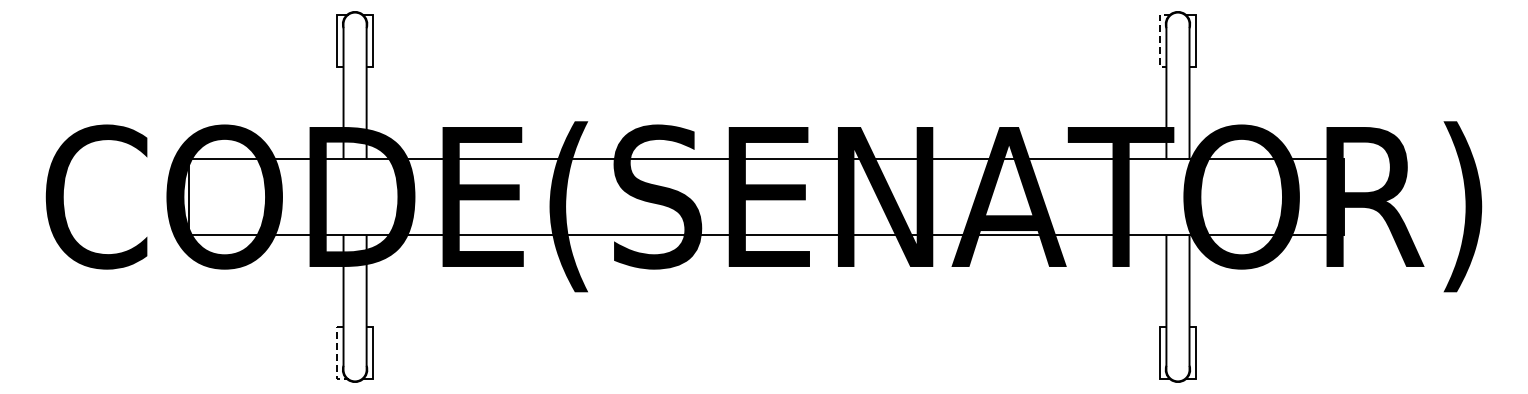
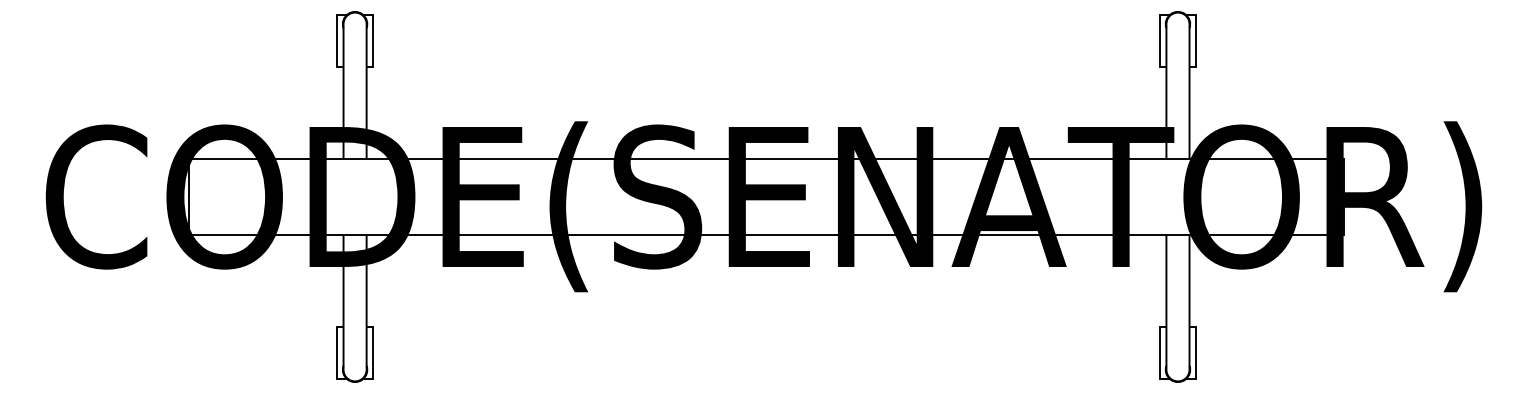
line: dashed -> solid (1160, 38)
line: dashed -> solid (337, 355)
